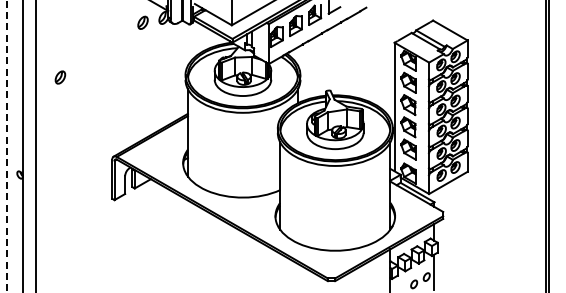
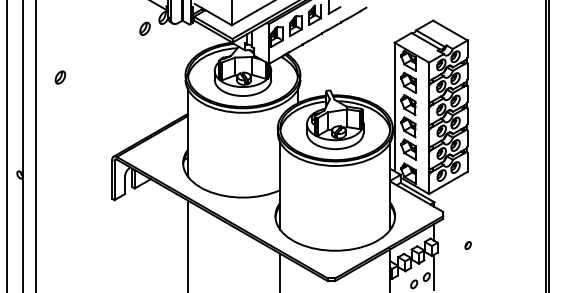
part position: (142, 22) -> (144, 28) (144, 28)
line: dashed -> solid (6, 146)
line: none -> present (187, 244)
part: none -> present (467, 245)
line: none -> present (280, 271)
